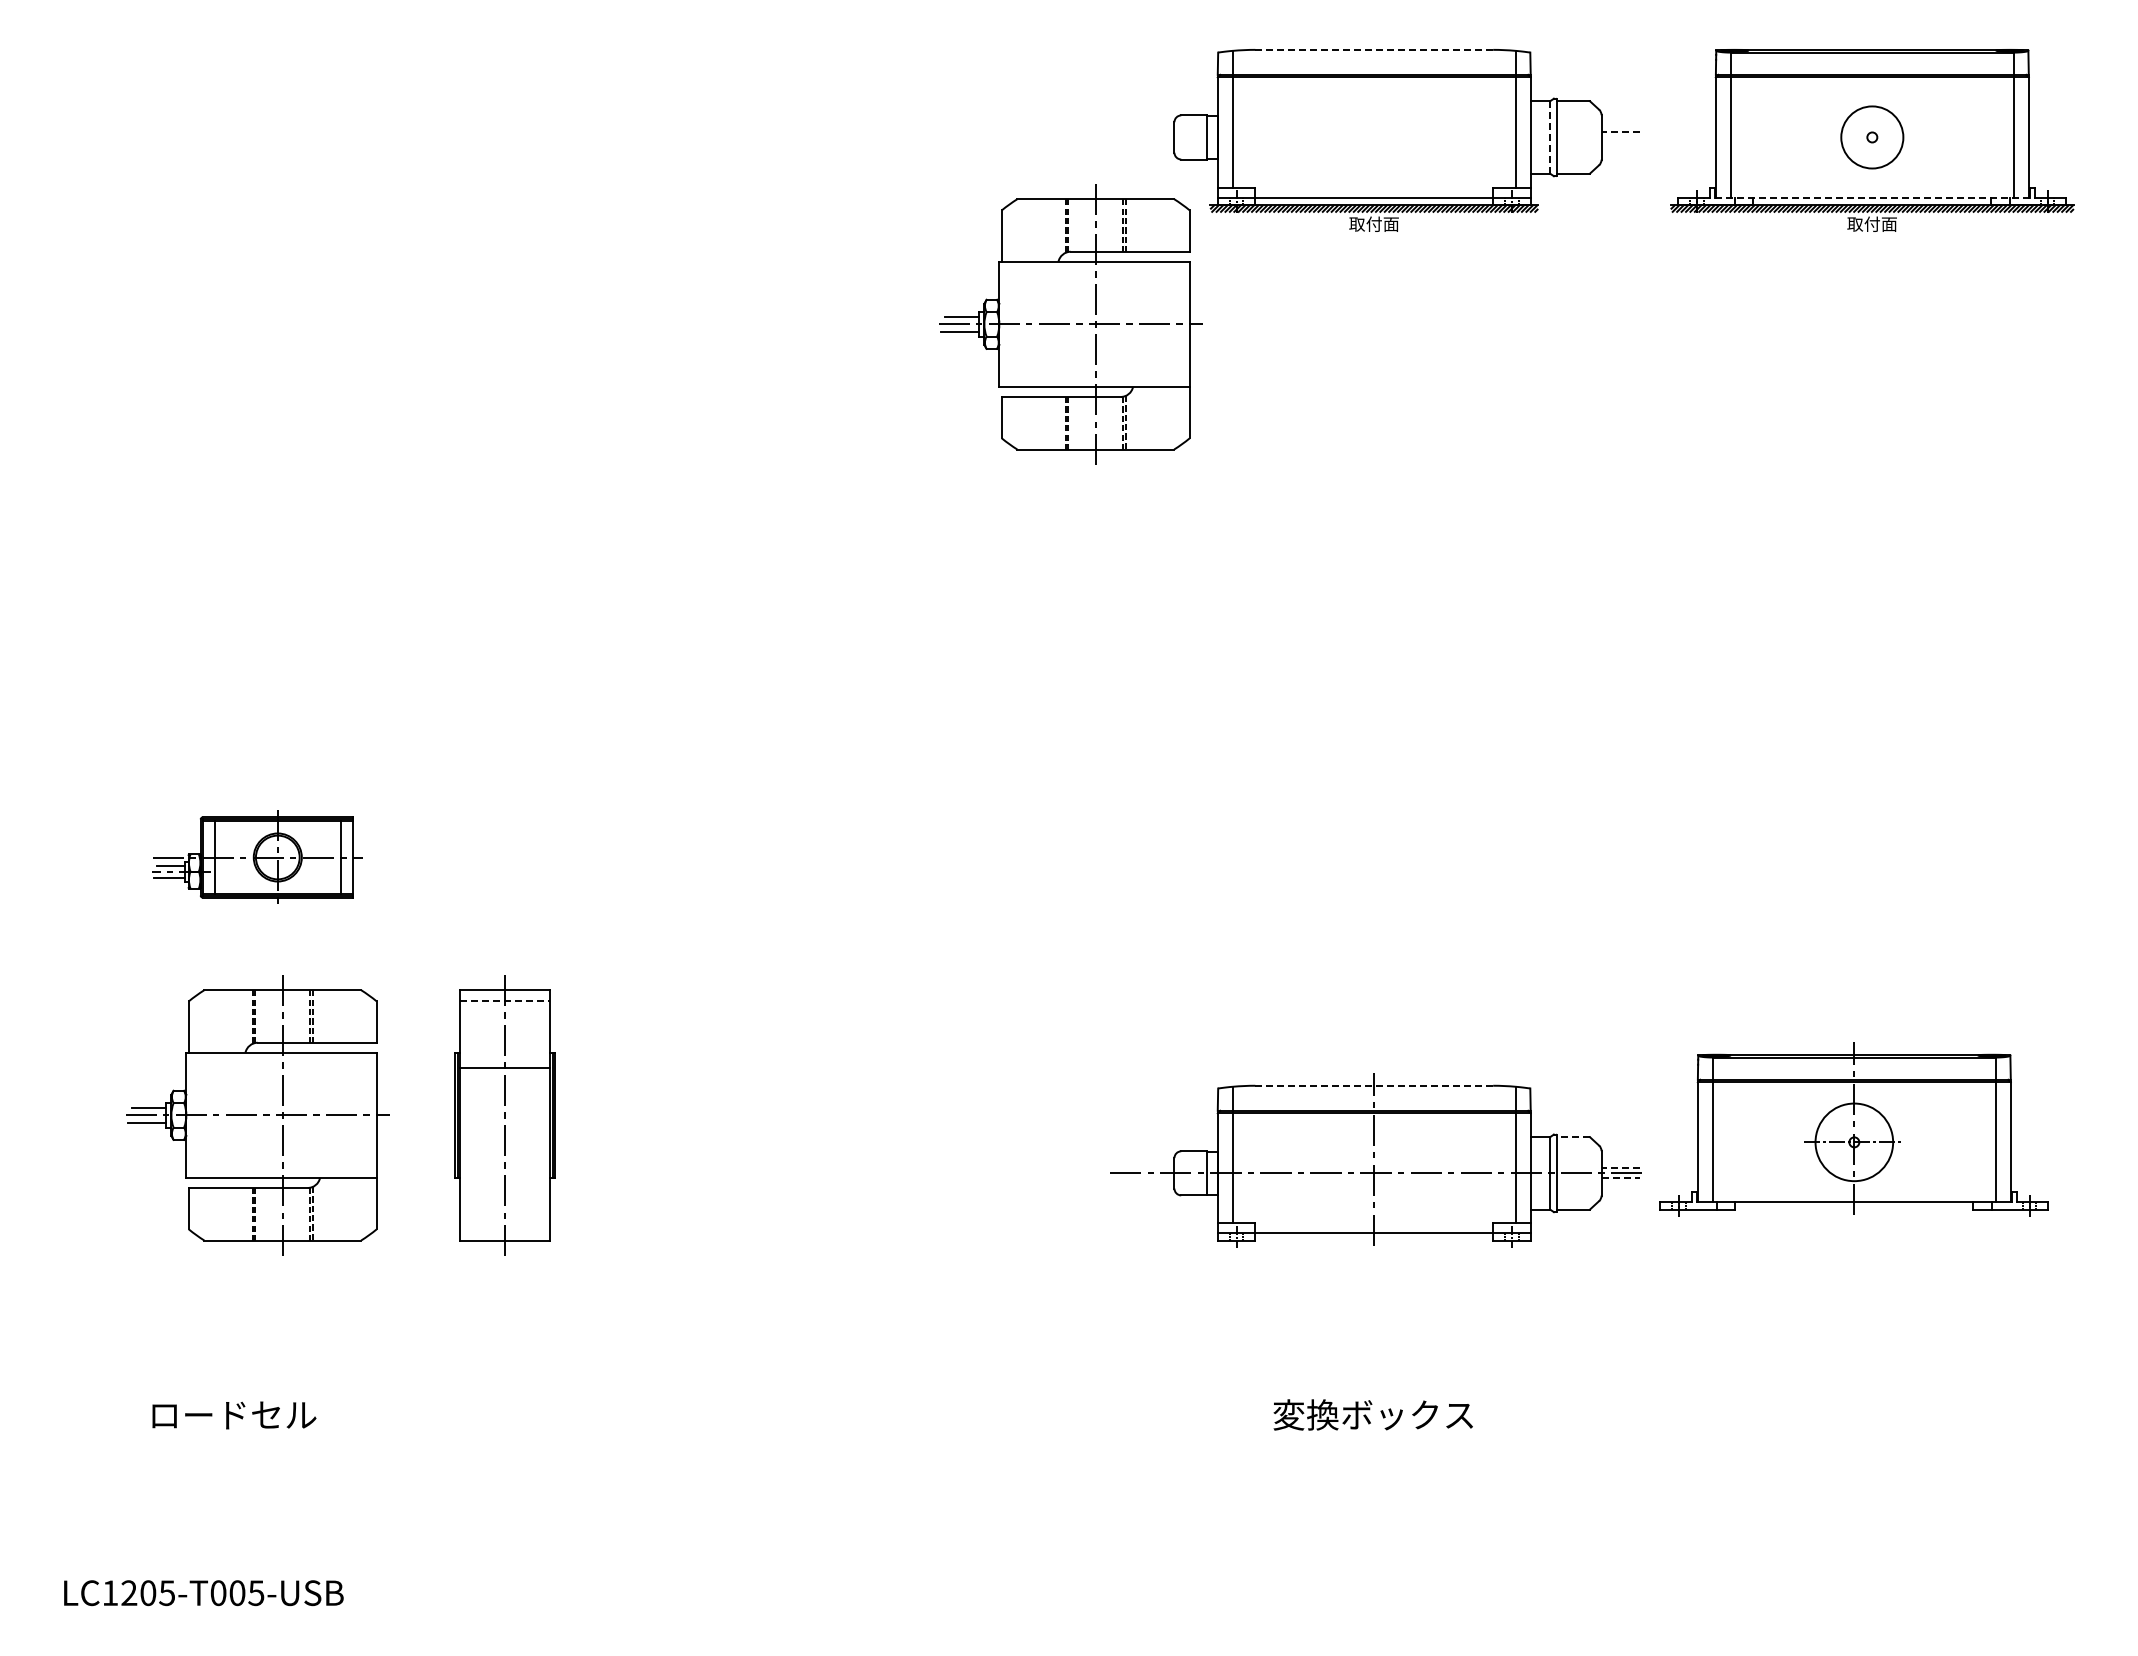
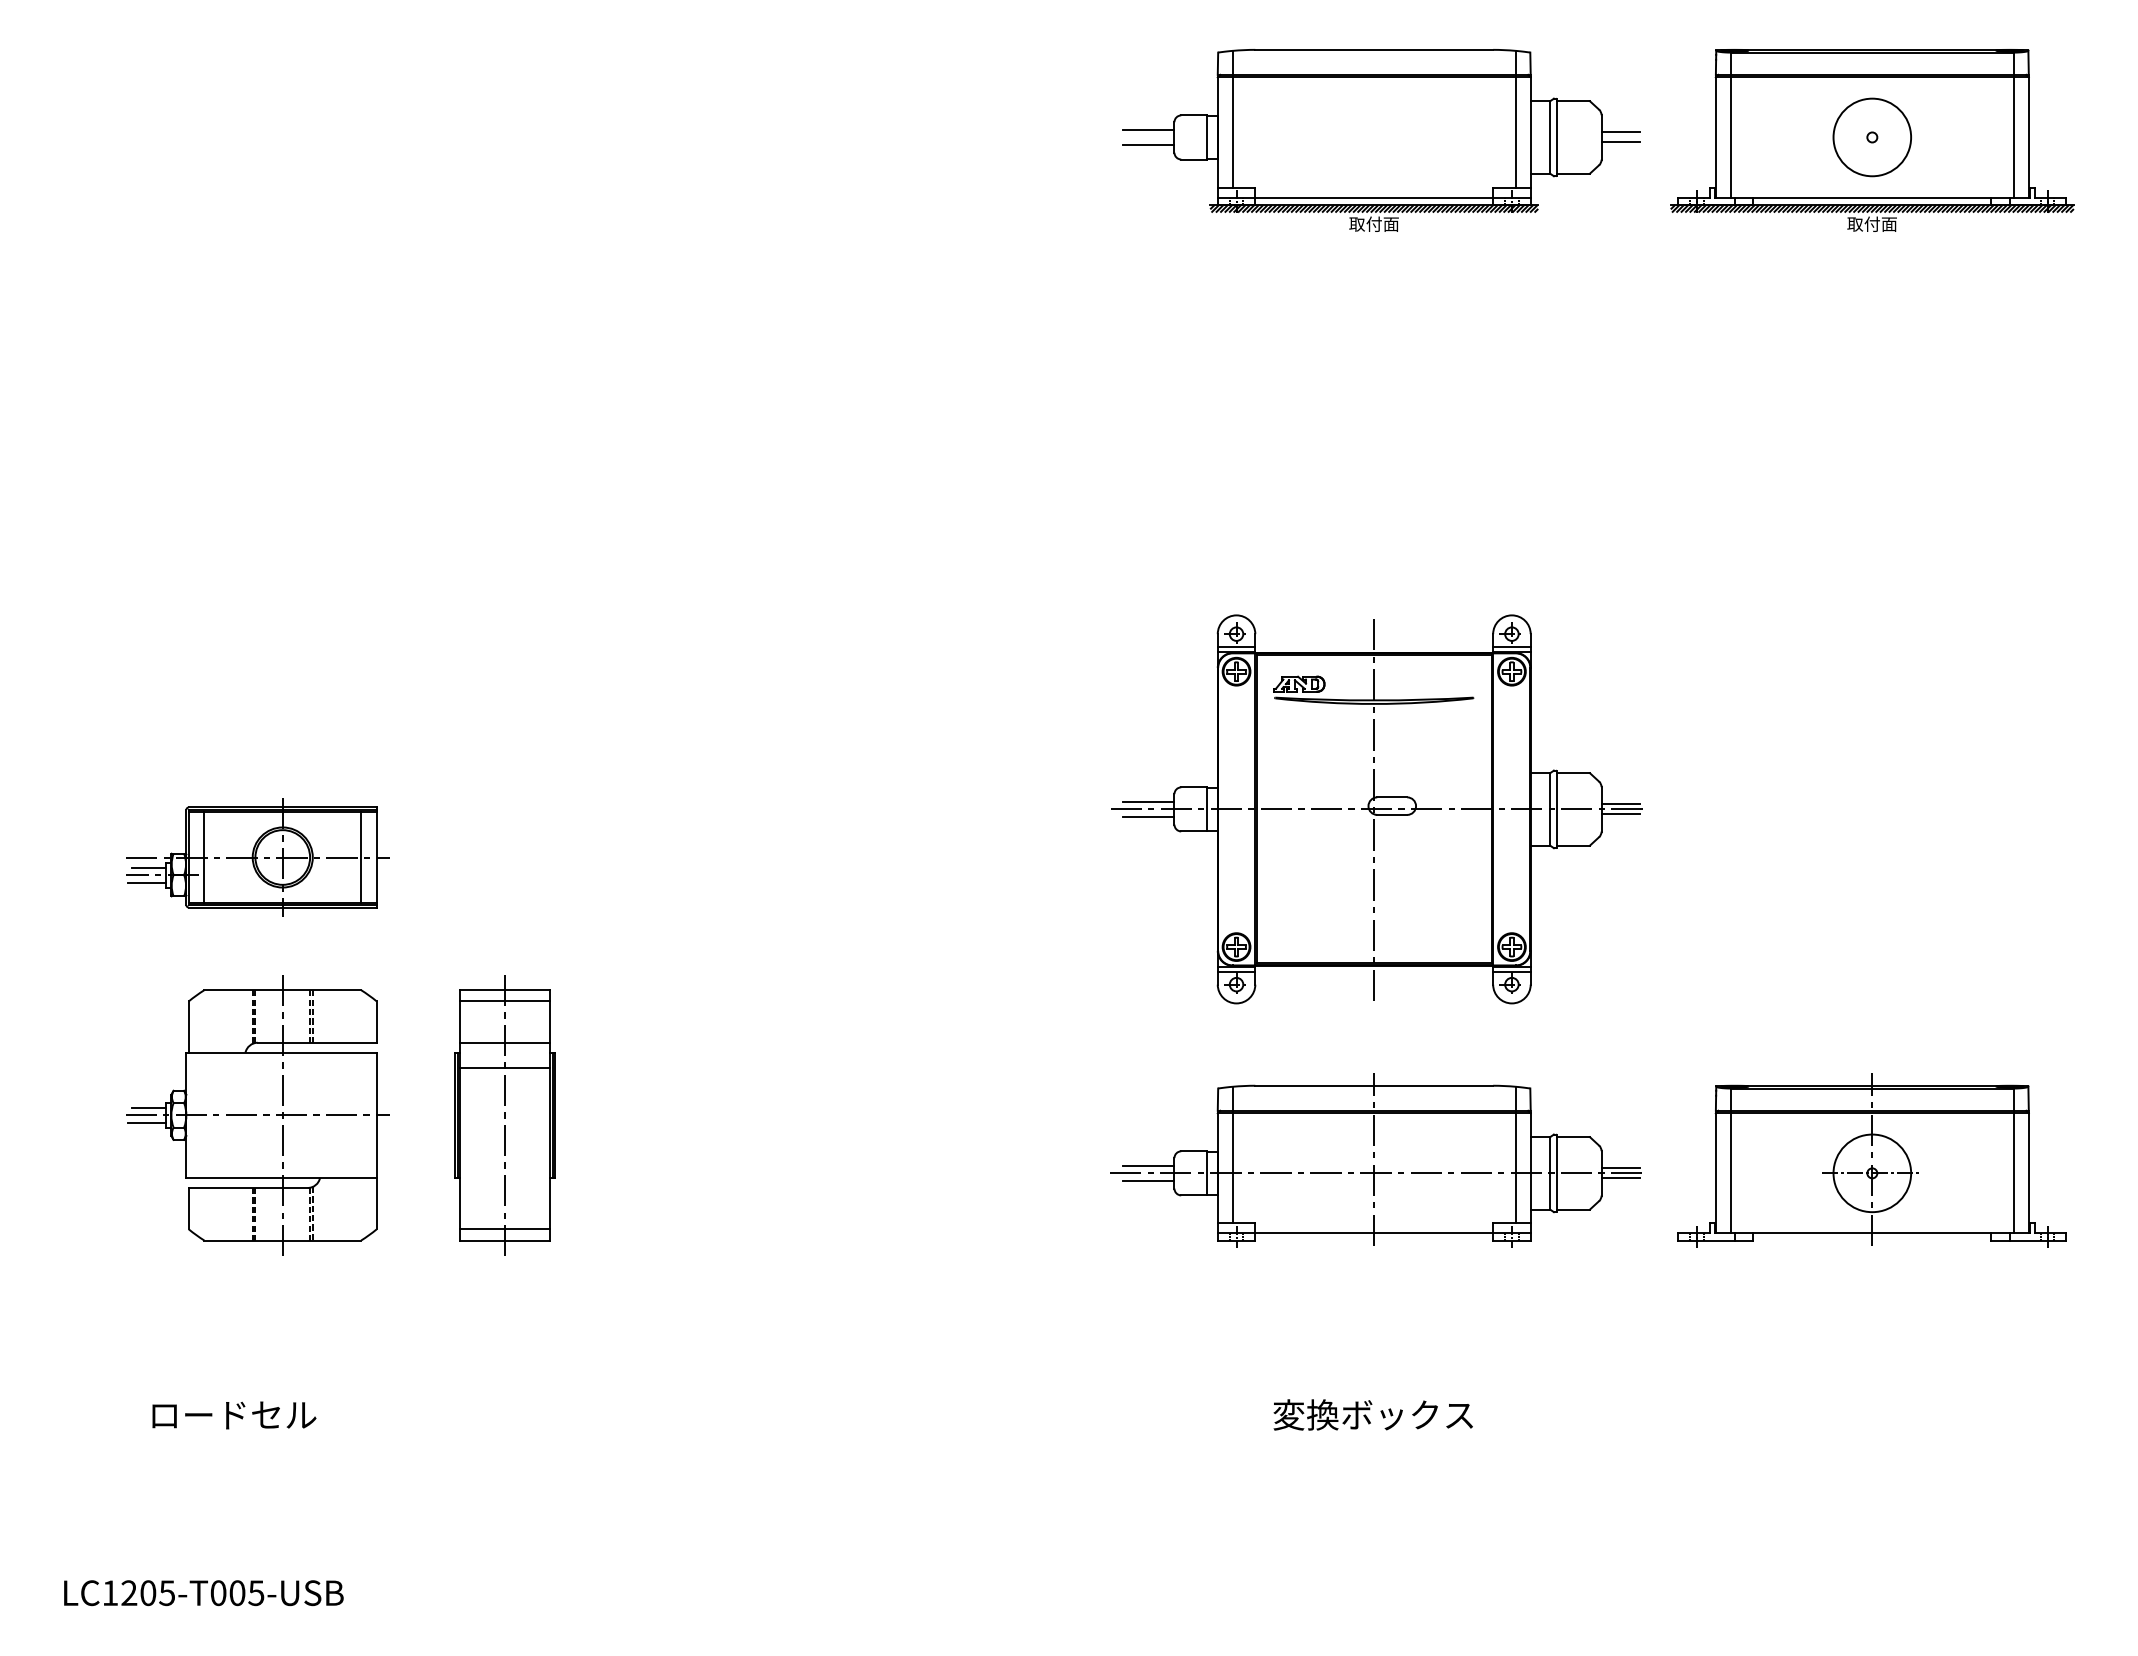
line: dashed -> solid (1374, 49)
line: none -> present (1148, 129)
line: dashed -> solid (1620, 132)
line: dashed -> solid (1550, 137)
circle diameter: 62 px -> 78 px (1872, 137)
line: none -> present (1620, 142)
line: none -> present (1148, 144)
line: dashed -> solid (1872, 197)
part: present -> none (1070, 324)
part: none -> present (1376, 809)
part size: 211x94 px -> 264x119 px (257, 857)
line: dashed -> solid (505, 1001)
line: none -> present (505, 1042)
line: dashed -> solid (1374, 1085)
part position: (1853, 1129) -> (1871, 1160) (1871, 1160)
line: dashed -> solid (1573, 1137)
line: none -> present (1148, 1165)
line: dashed -> solid (1620, 1168)
line: dashed -> solid (1621, 1178)
line: none -> present (1148, 1180)
line: none -> present (505, 1229)
